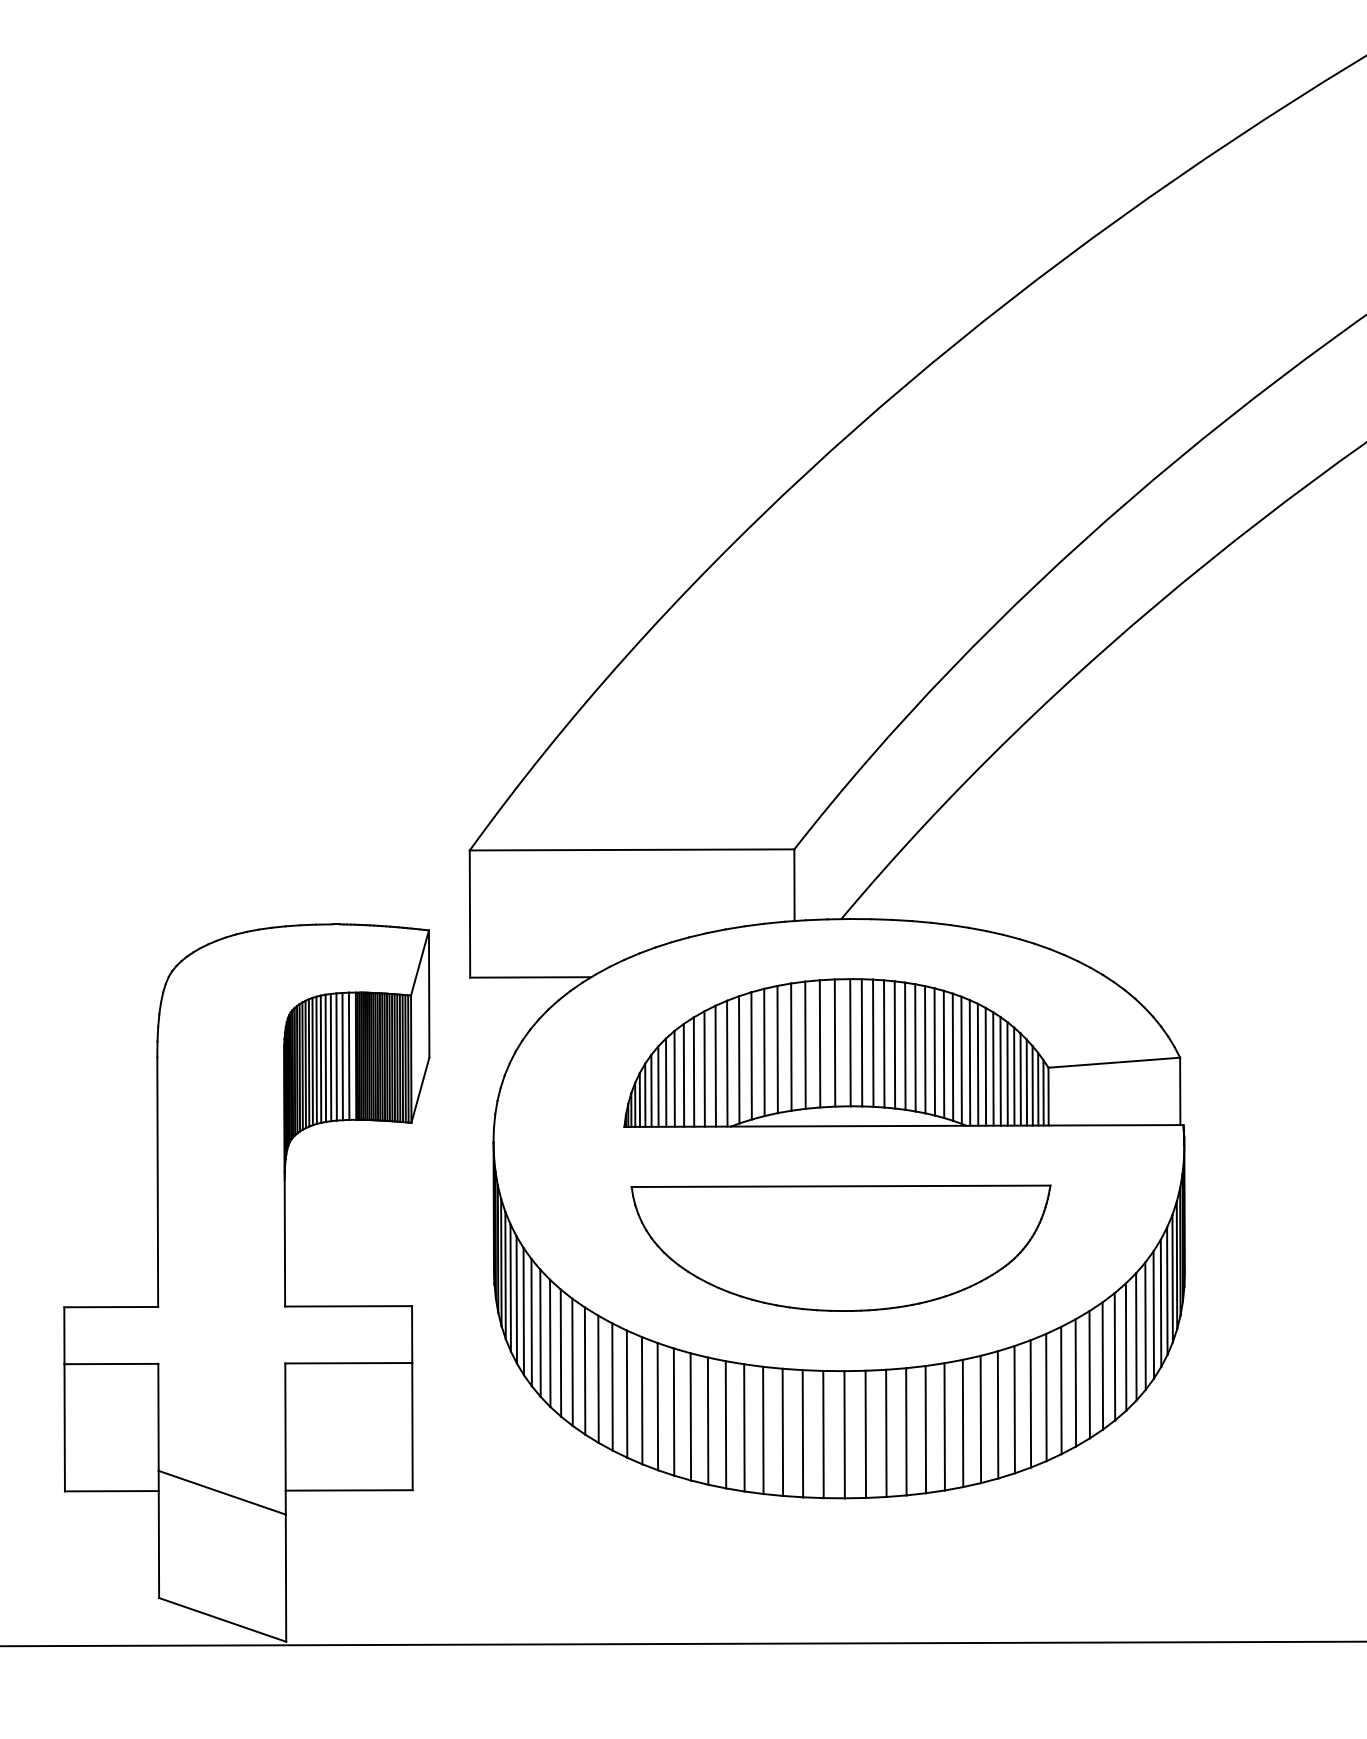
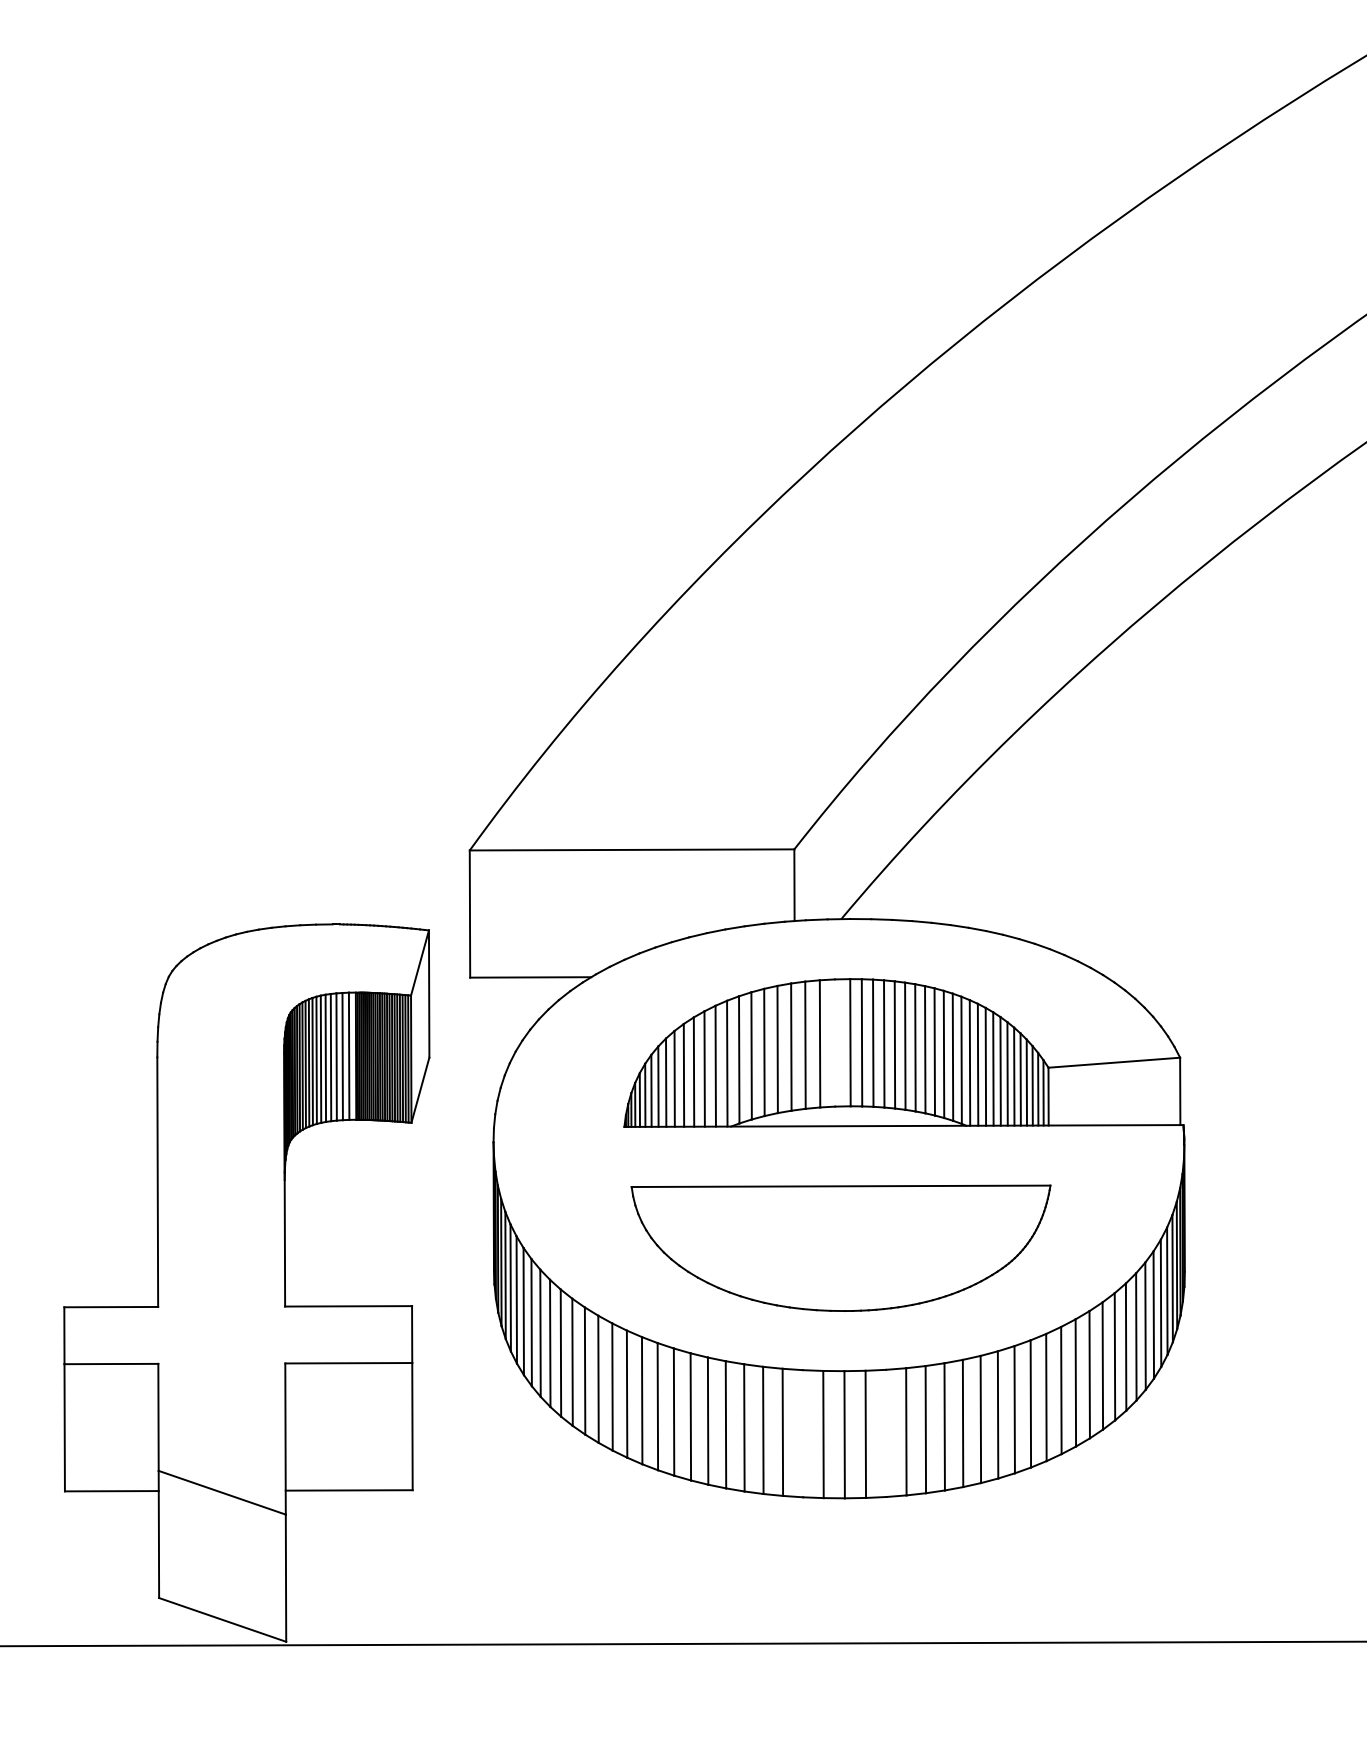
line: present -> none (834, 1042)
line: present -> none (886, 1432)
line: present -> none (802, 1433)
